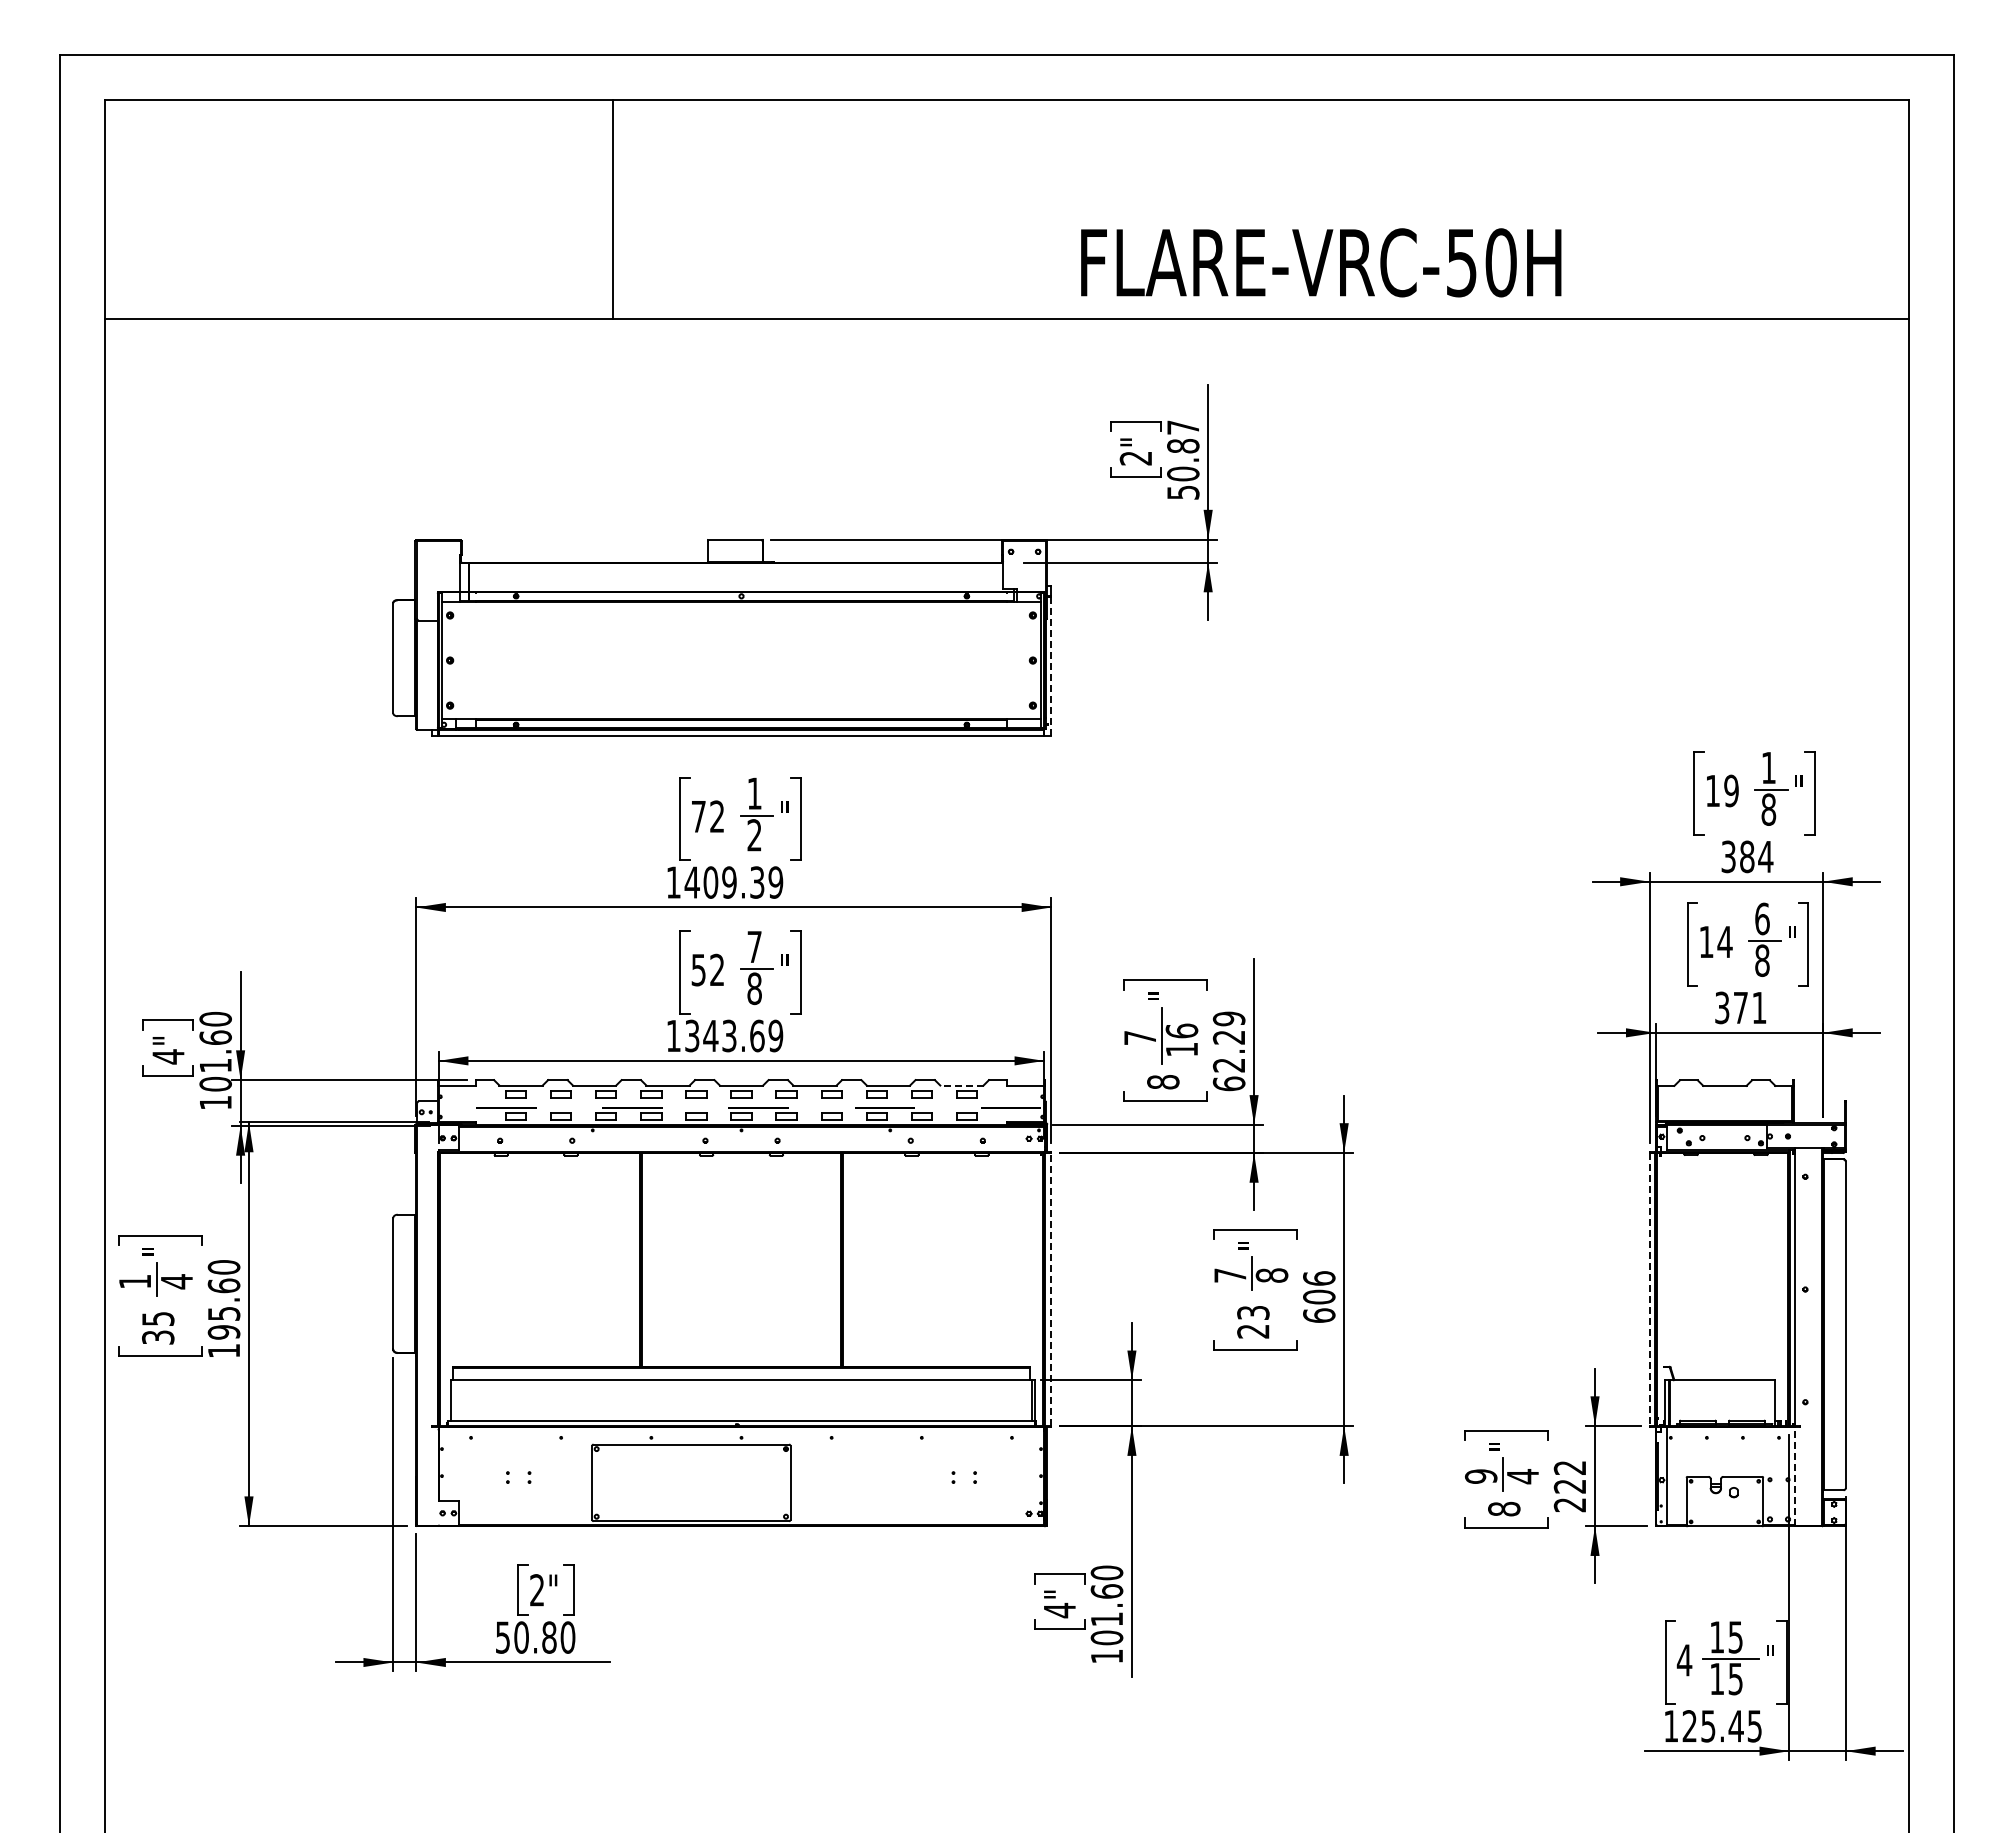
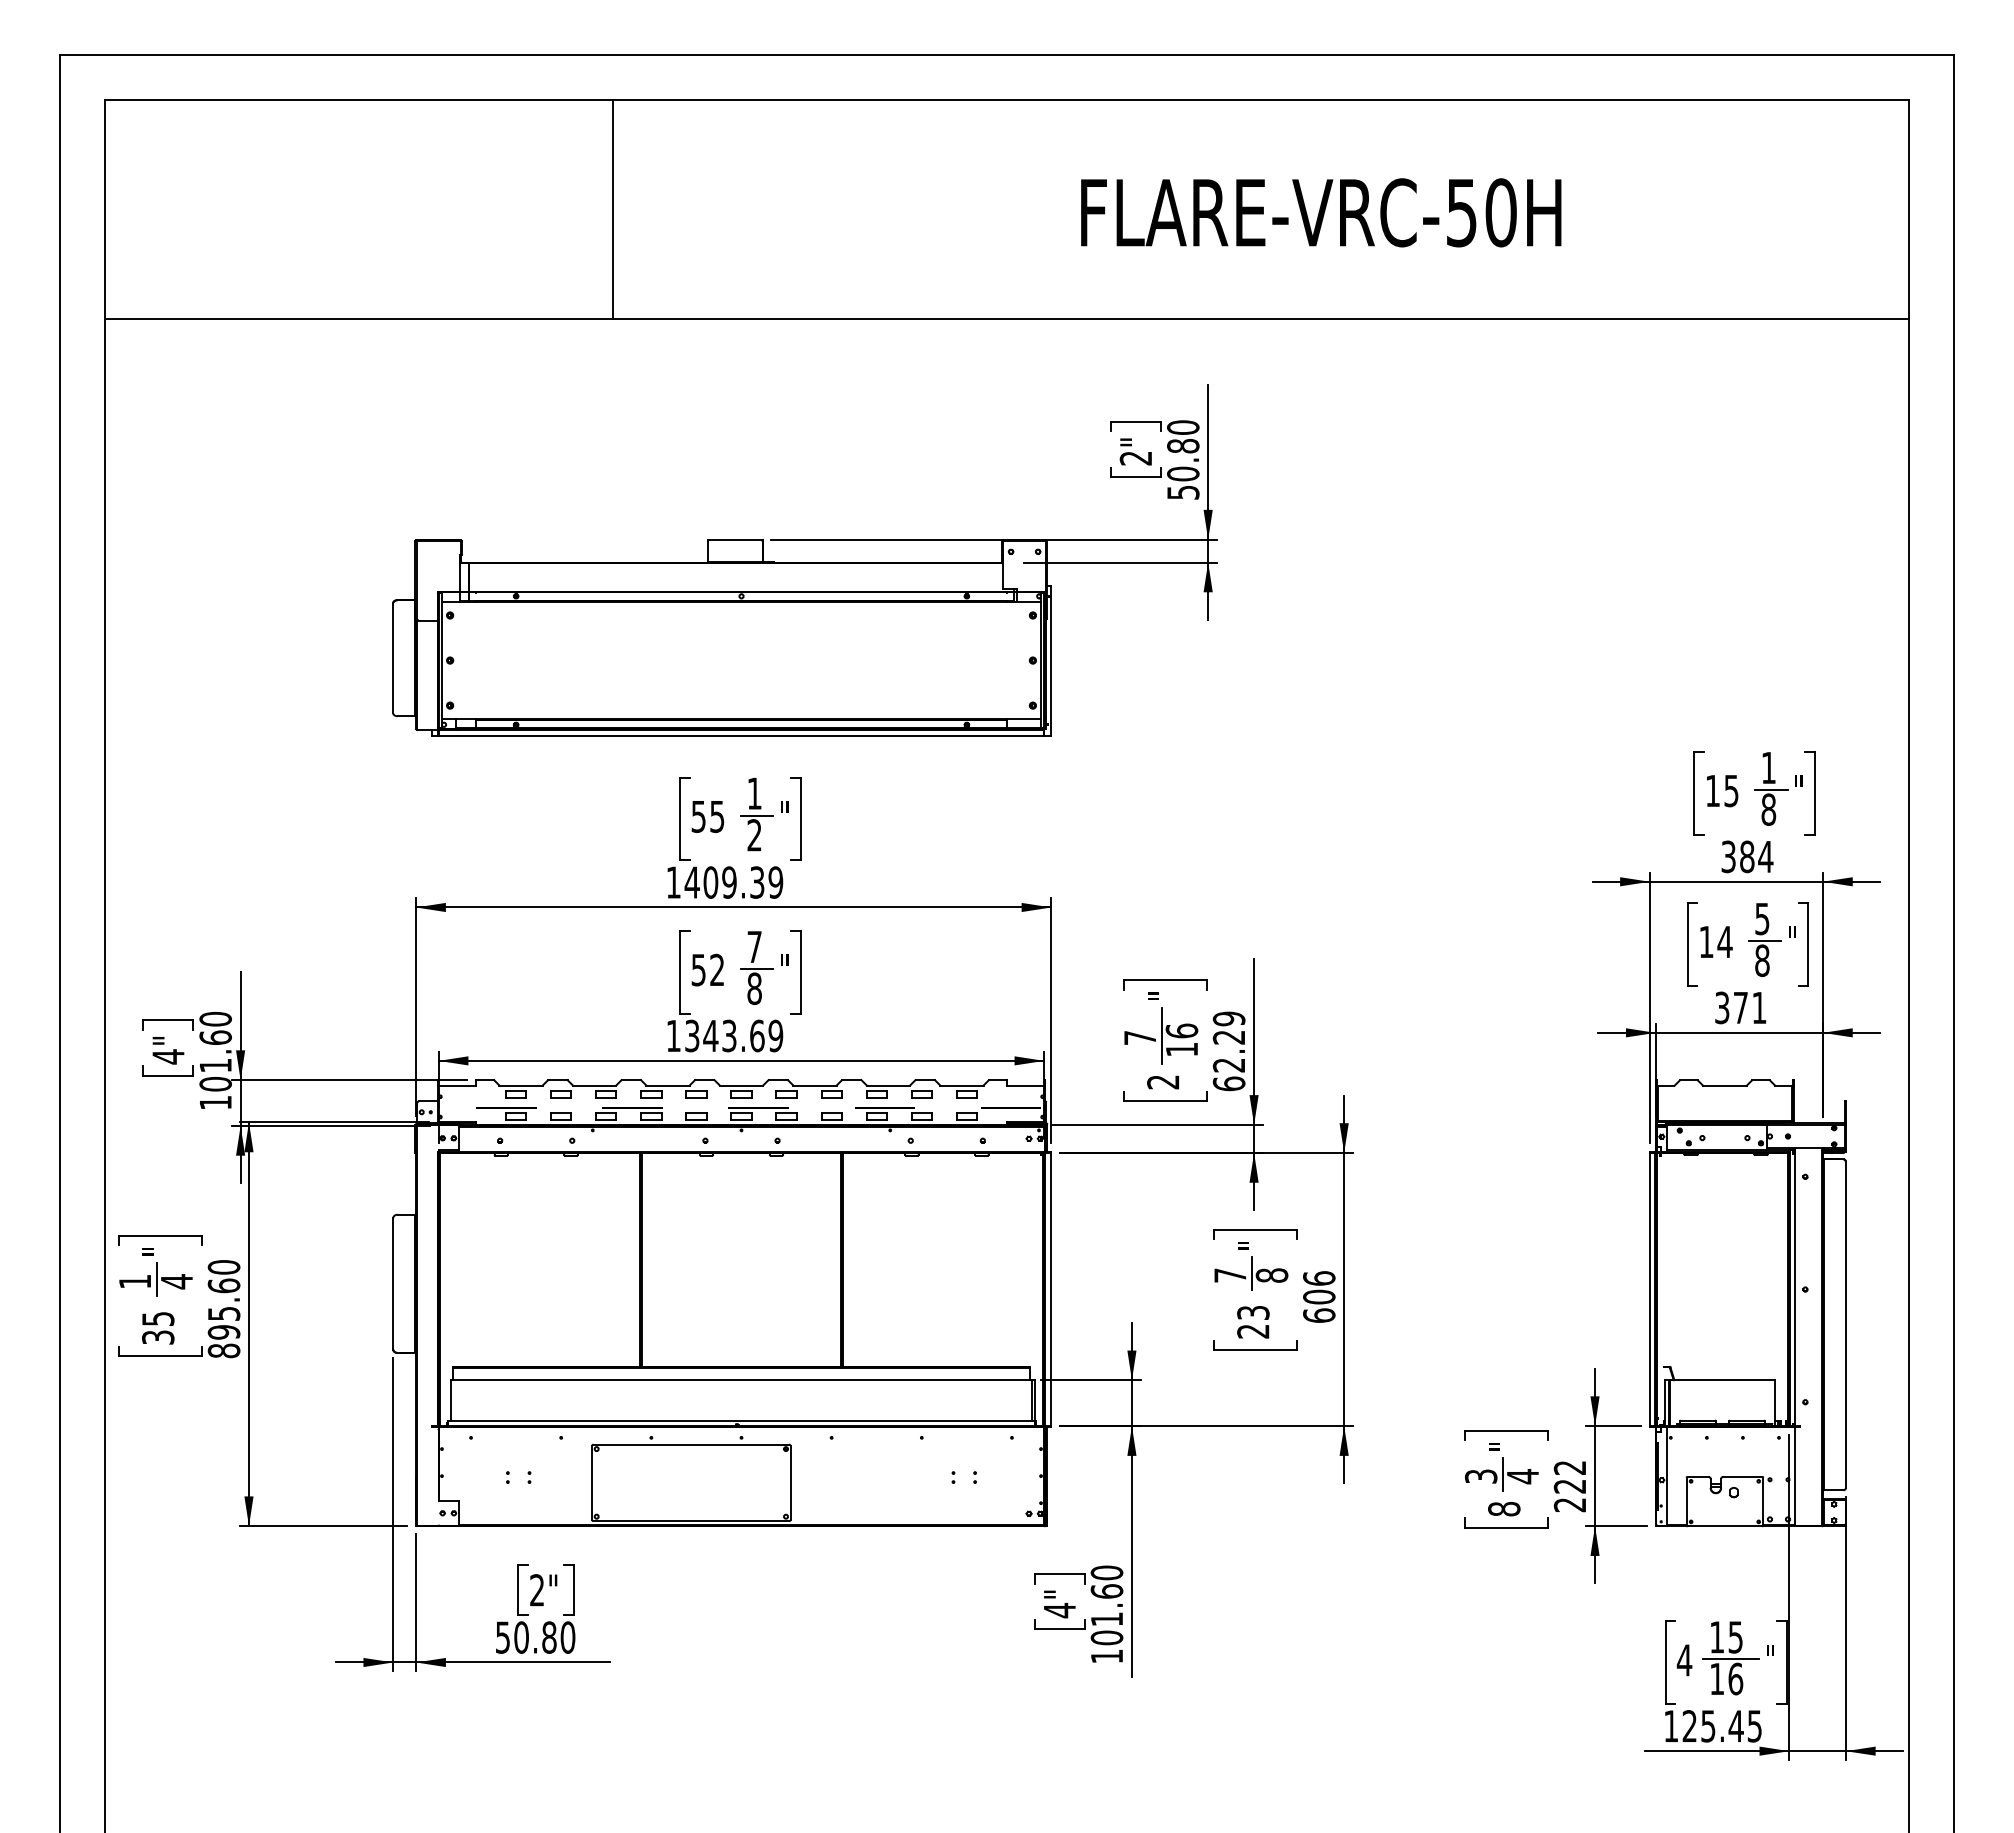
text position: (1321, 262) -> (1321, 212) (1321, 212)
text: 50.87 -> 50.80 (1183, 427)
line: dashed -> solid (1051, 666)
text: 19 -> 15 (1731, 790)
text: 72 -> 55 (707, 816)
text: 6 -> 5 (1762, 918)
text: 8 -> 2 (1163, 1082)
line: dashed -> solid (961, 1085)
line: dashed -> solid (1051, 1289)
line: dashed -> solid (1649, 1289)
text: 195.60 -> 895.60 (223, 1350)
line: dashed -> solid (1794, 1475)
text: 9 -> 3 (1481, 1476)
text: 15 -> 16 (1735, 1678)
